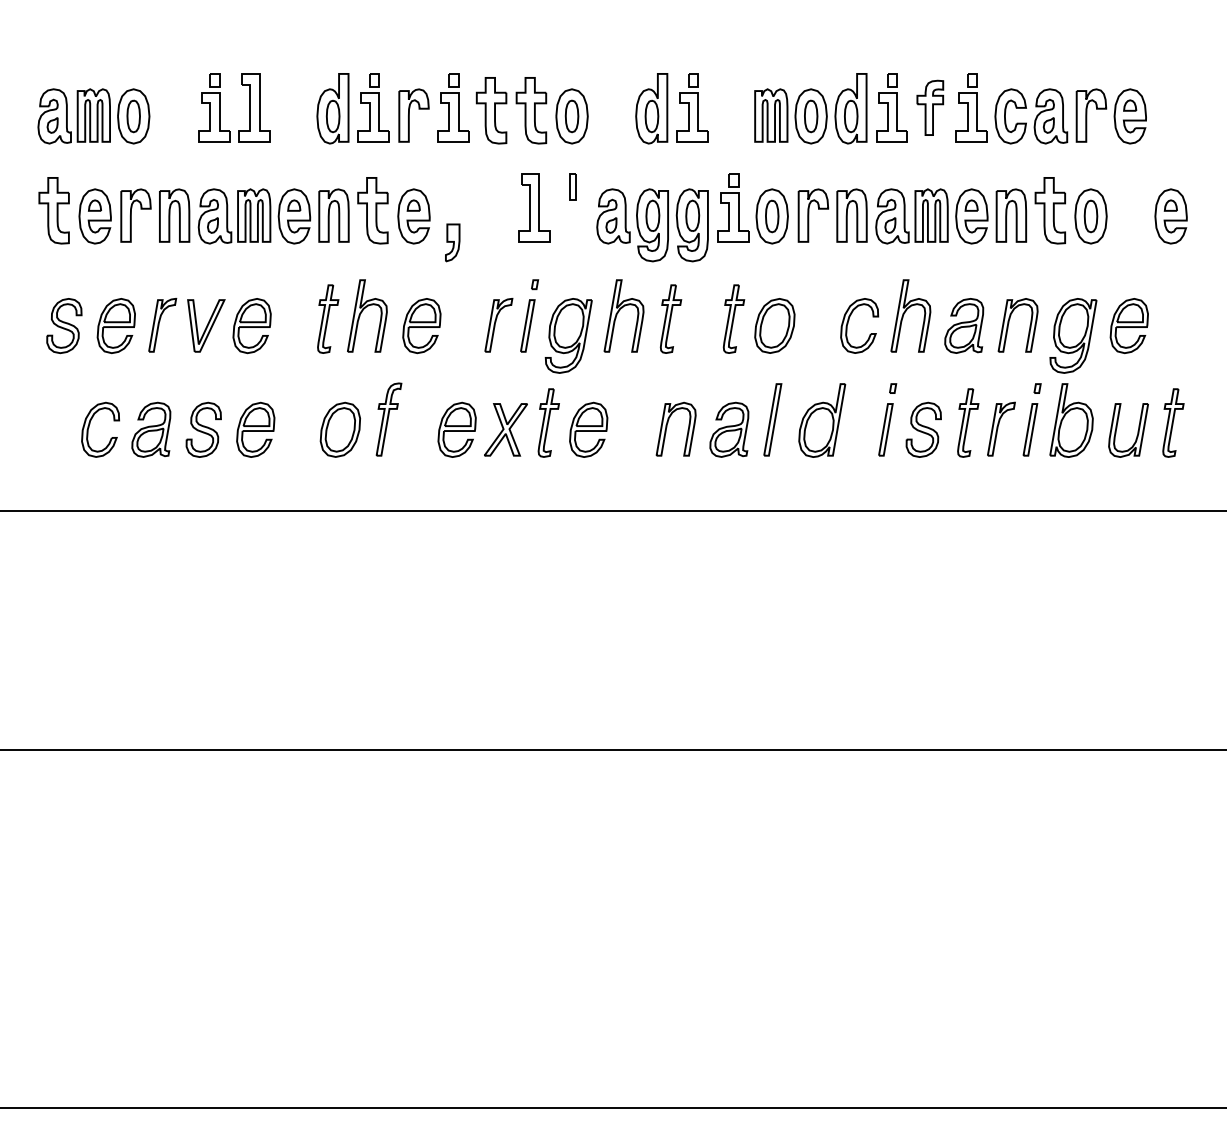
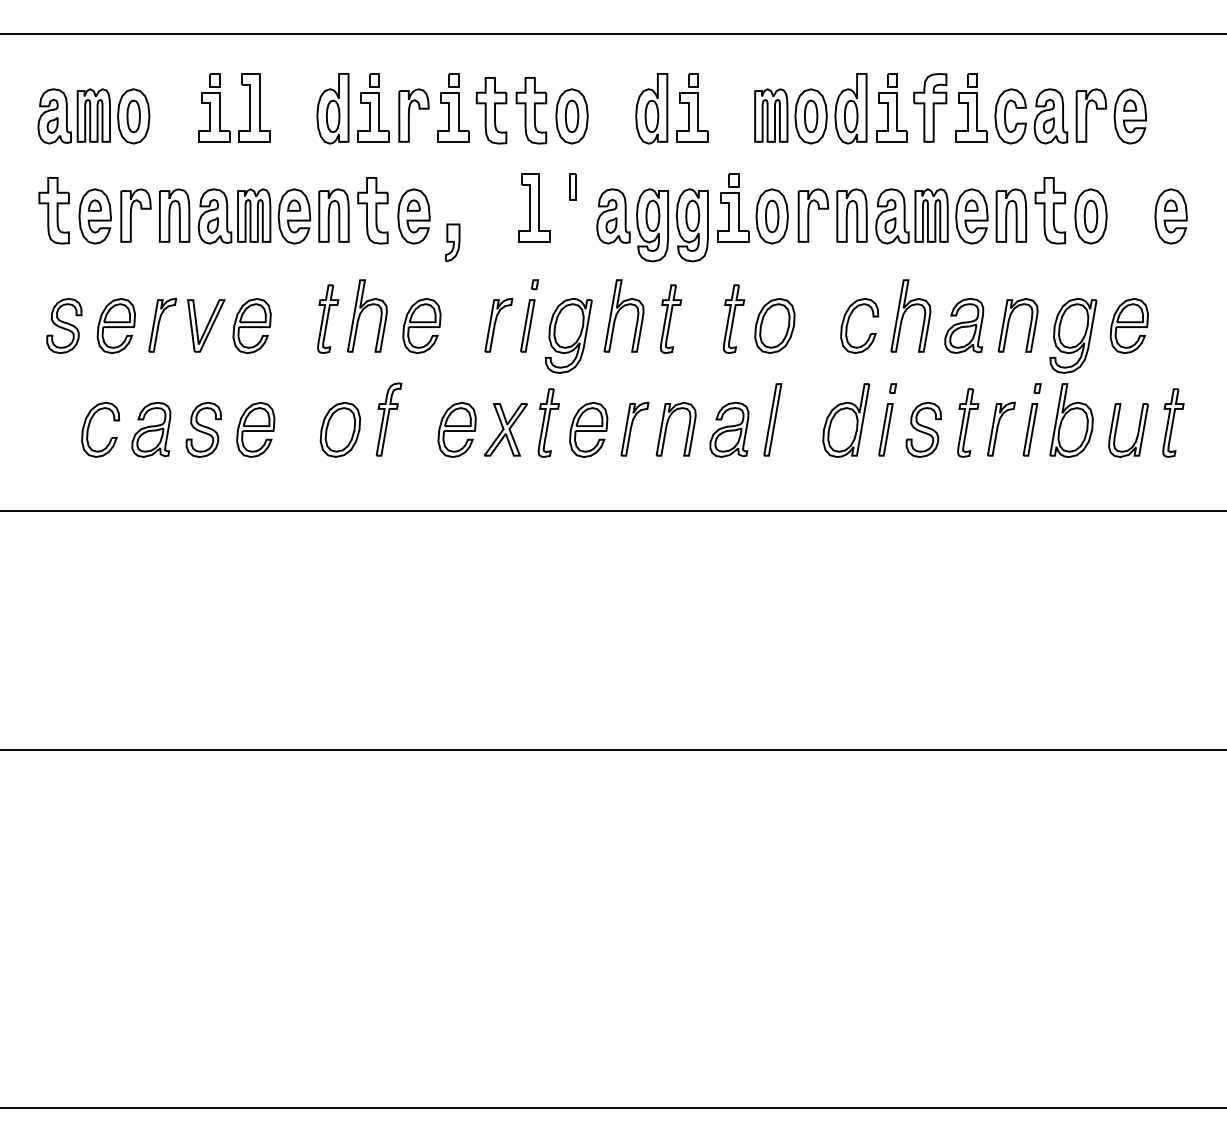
line: none -> present (612, 34)
part size: 29x57 px -> 35x70 px (930, 107)
part position: (822, 420) -> (846, 420) (846, 420)
part: none -> present (634, 428)
